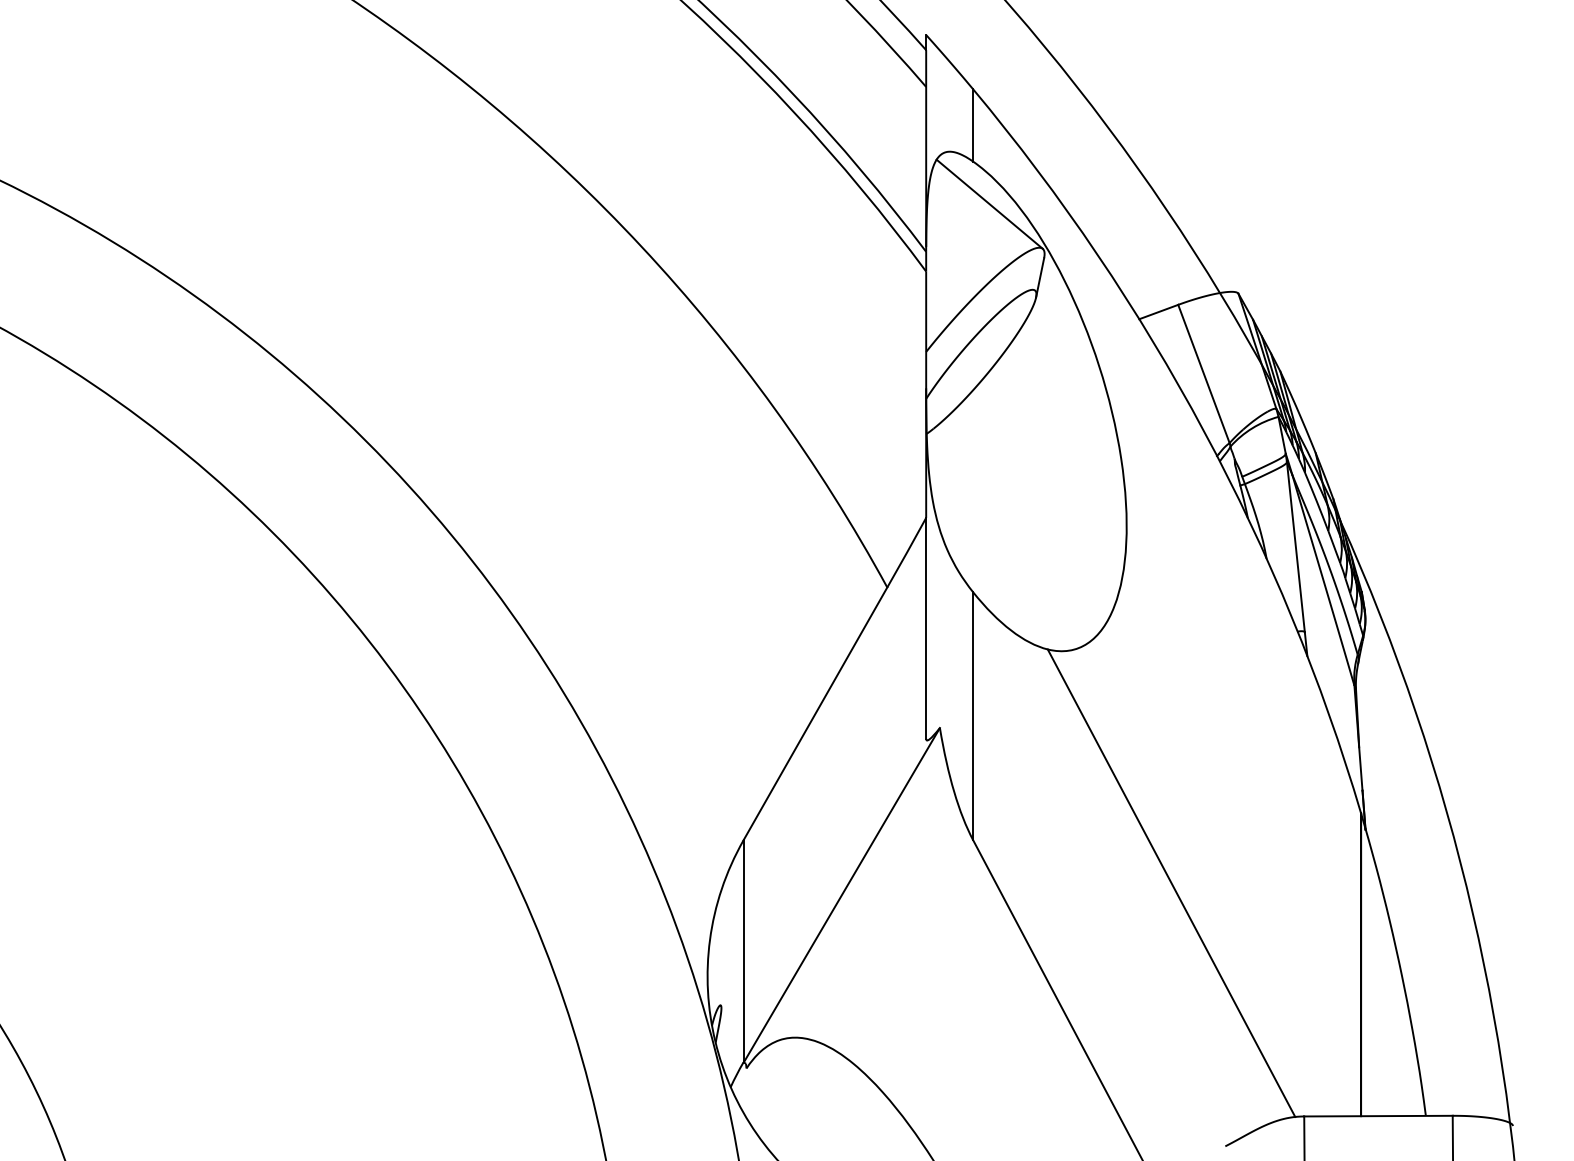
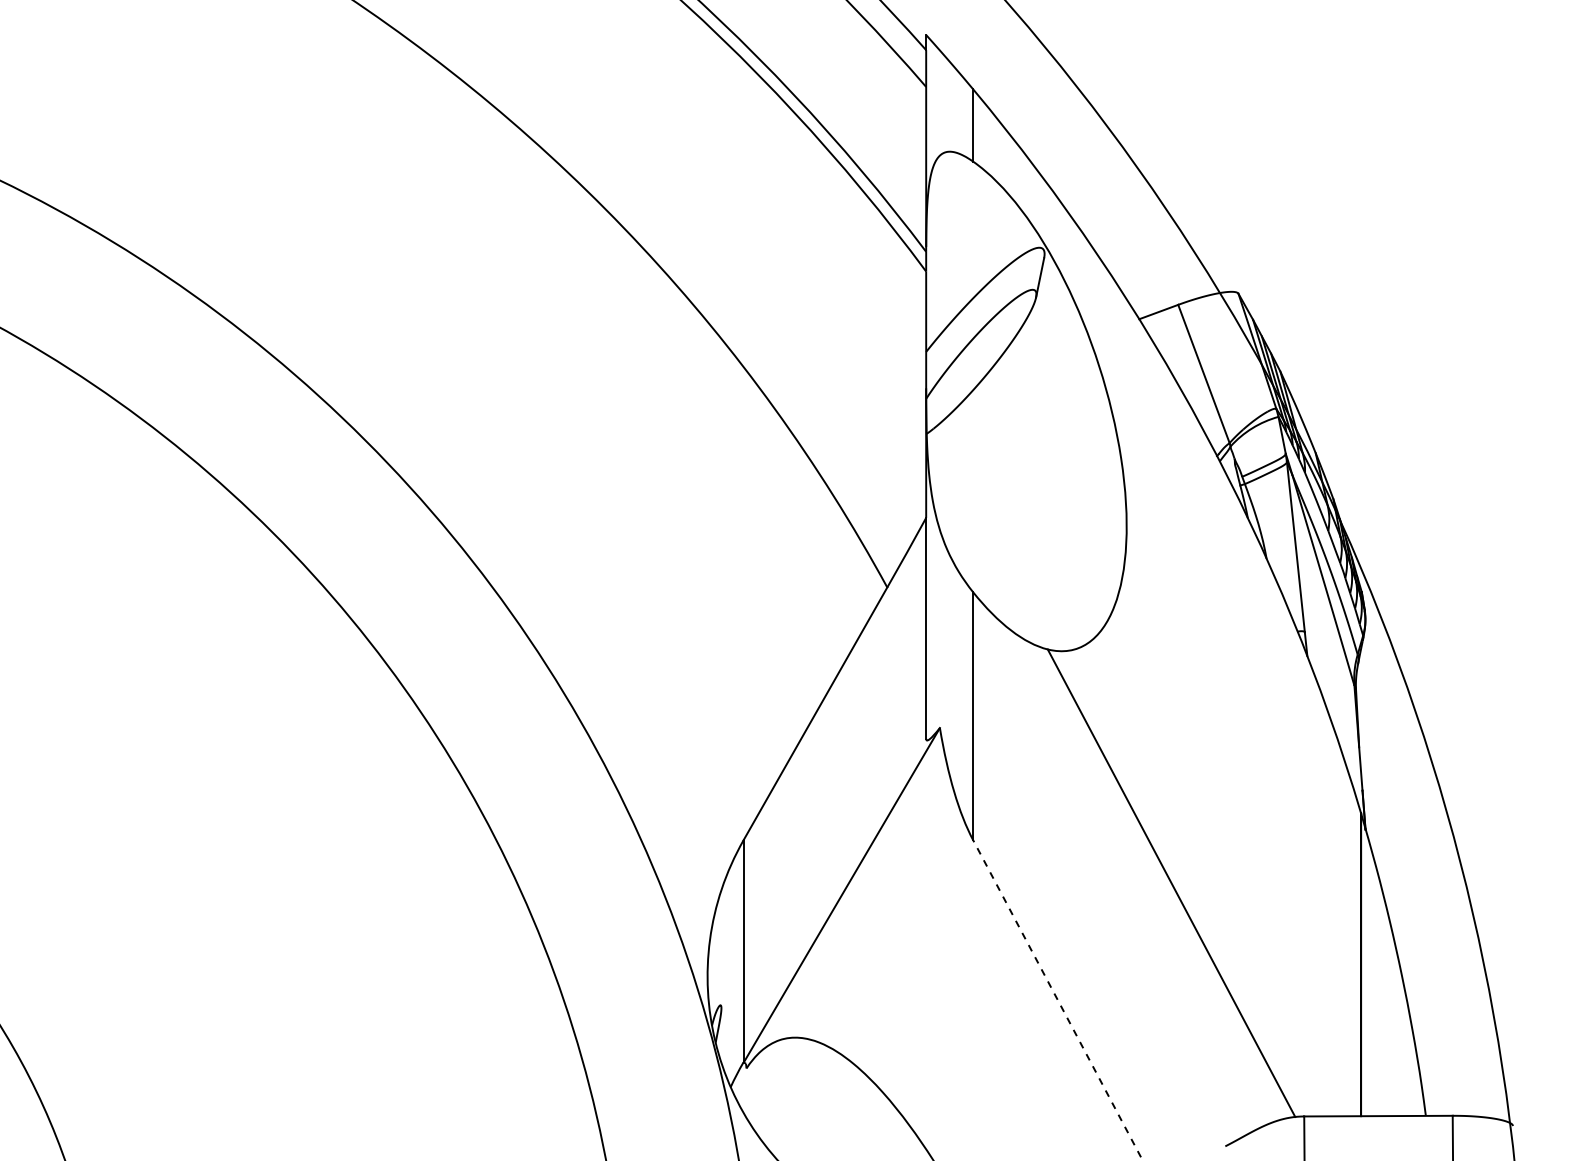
line: present -> none (989, 203)
line: solid -> dashed (1057, 999)
